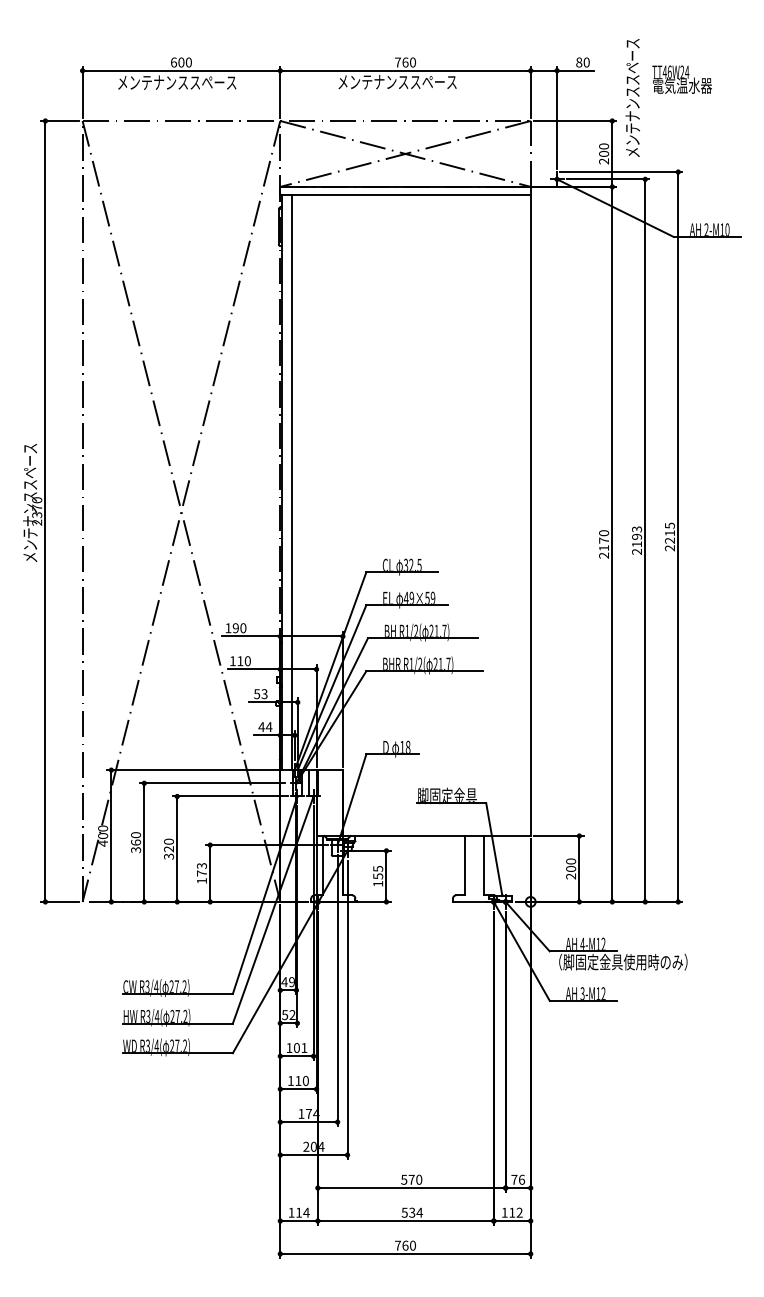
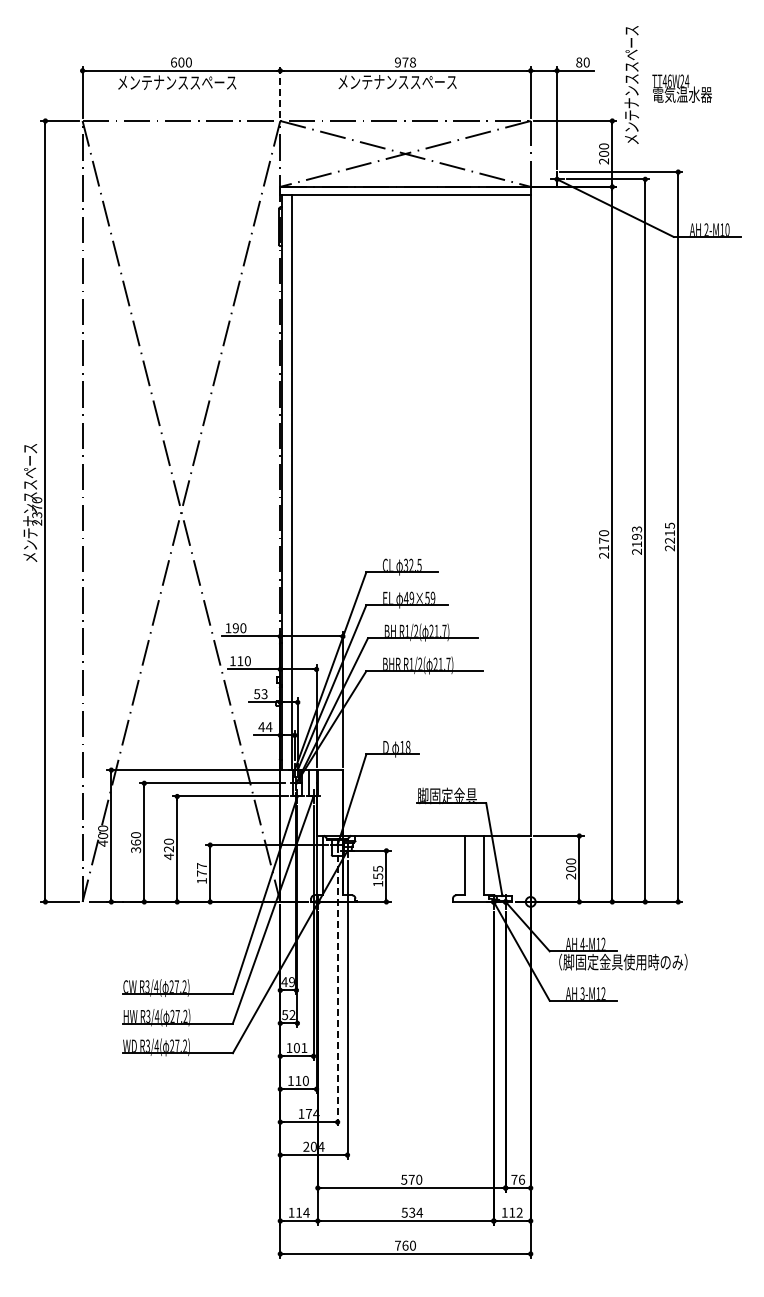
text: 760 -> 978 (405, 62)
text position: (681, 79) -> (681, 88) (681, 88)
line: solid -> dashed (280, 92)
text position: (632, 97) -> (631, 84) (631, 84)
text: 320 -> 420 (169, 856)
text: 173 -> 177 (201, 866)
line: solid -> dashed (337, 990)
